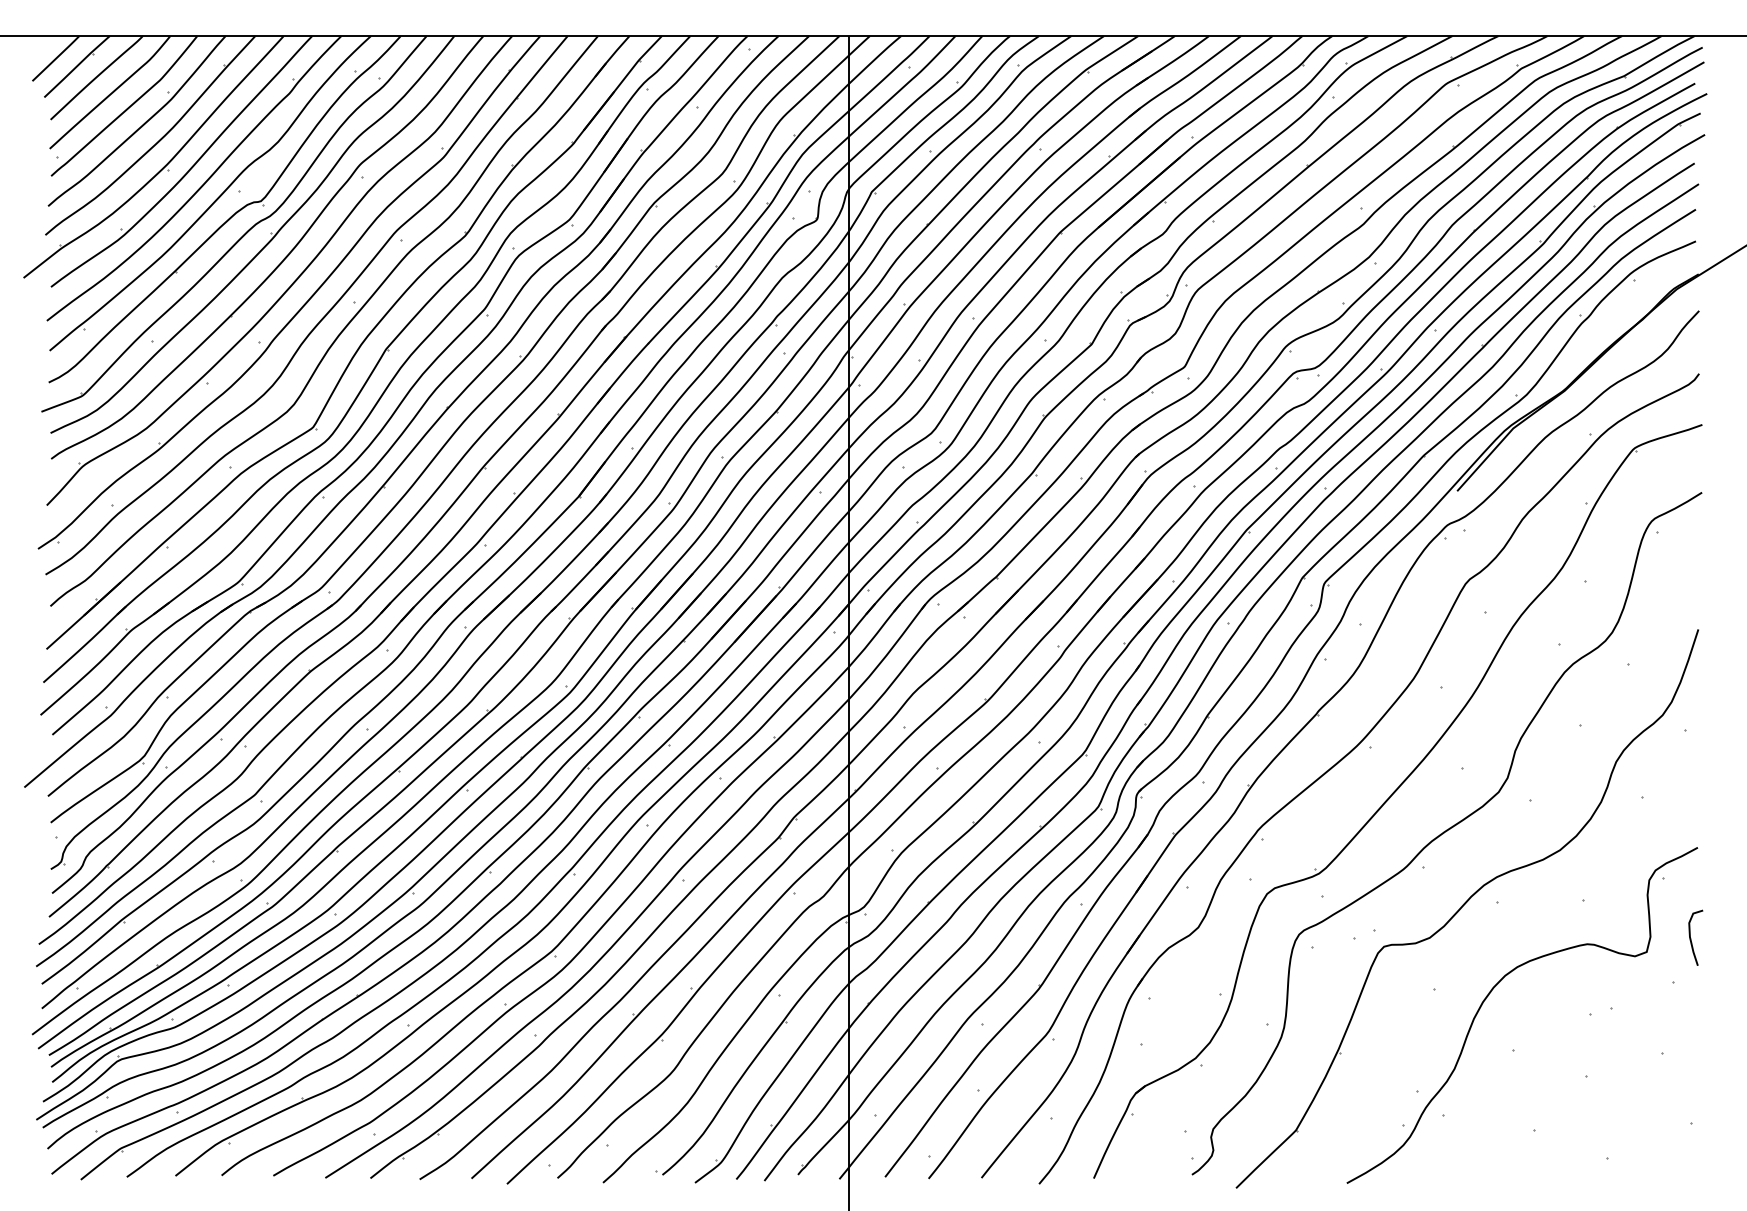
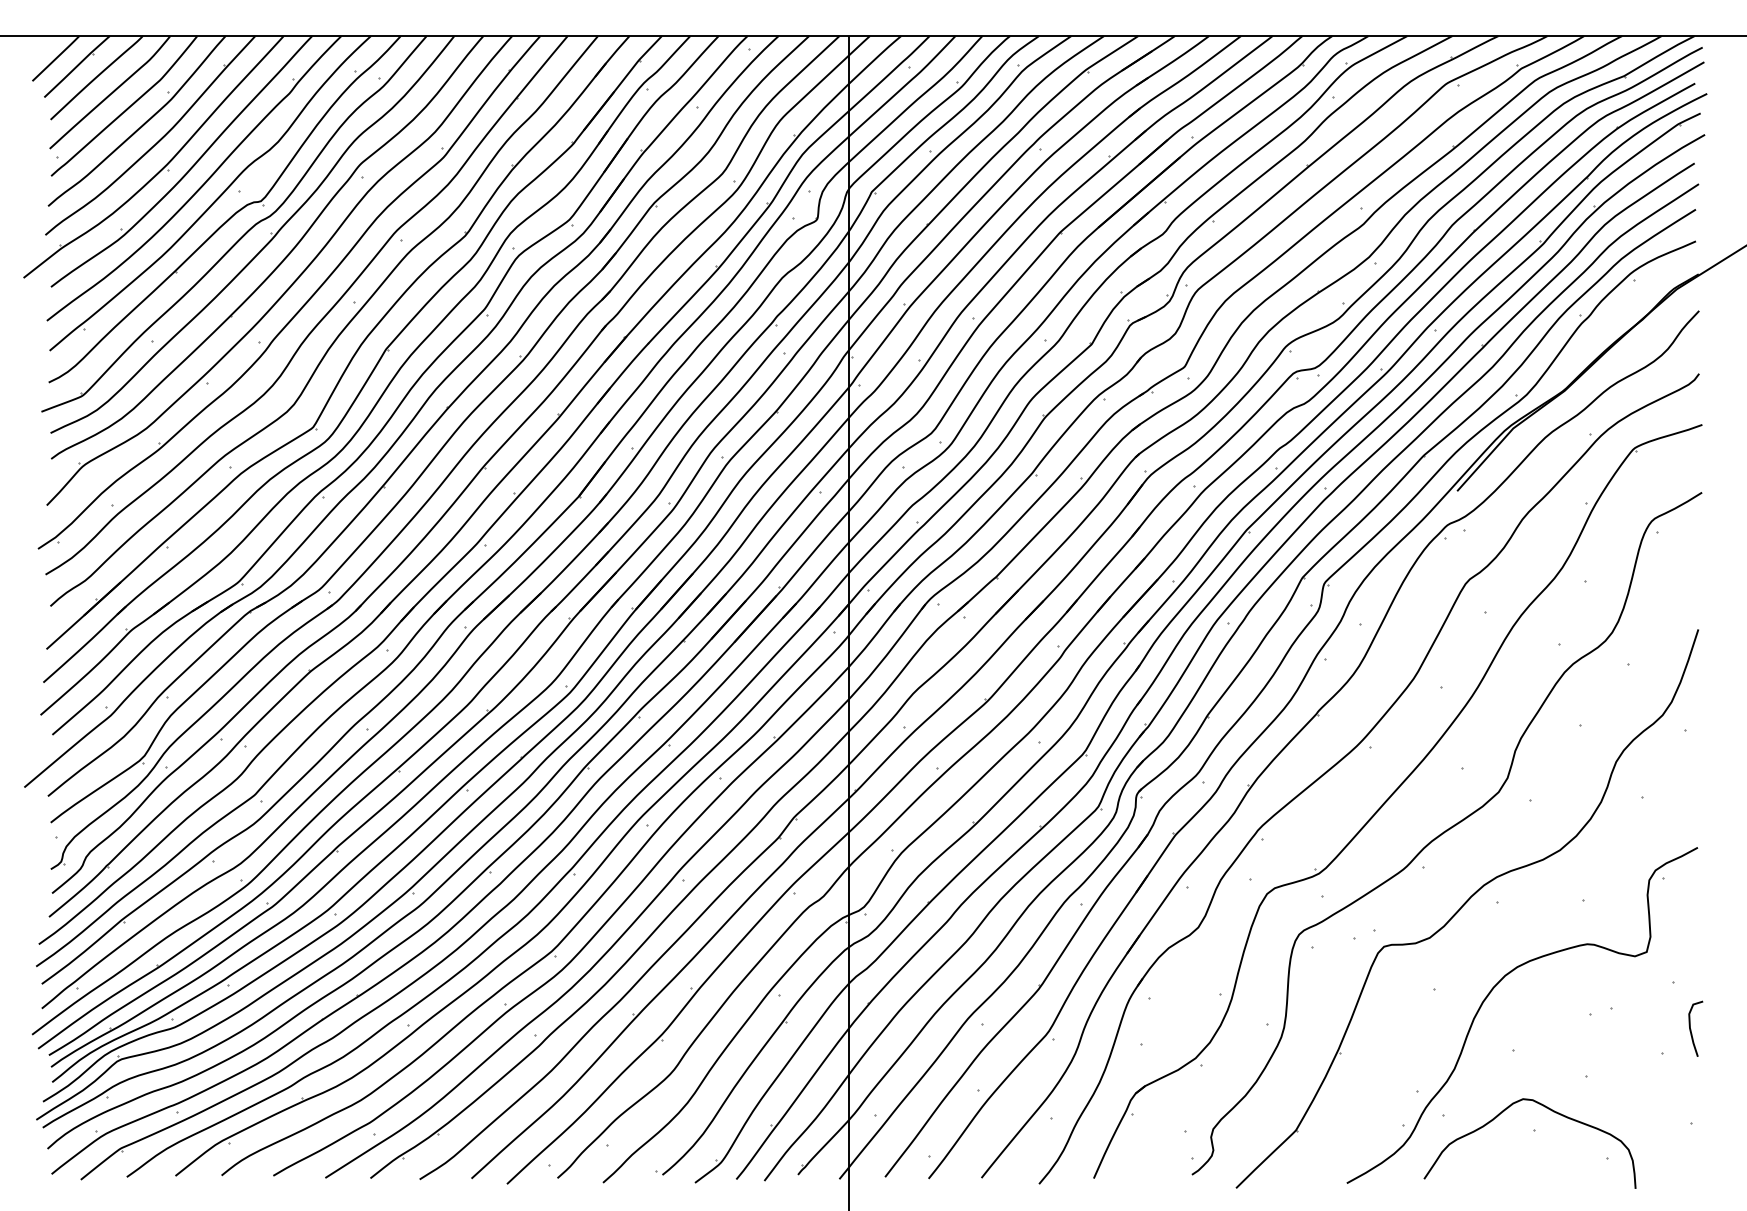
curve position: (1691, 938) -> (1691, 1029) (1691, 1029)
curve: none -> present (1546, 1108)
